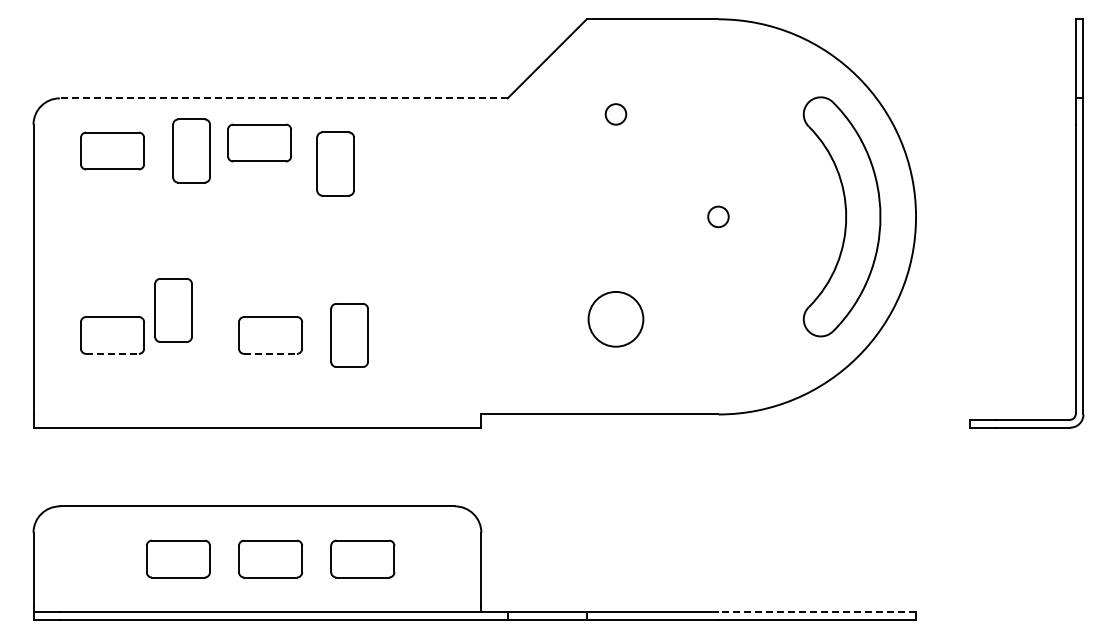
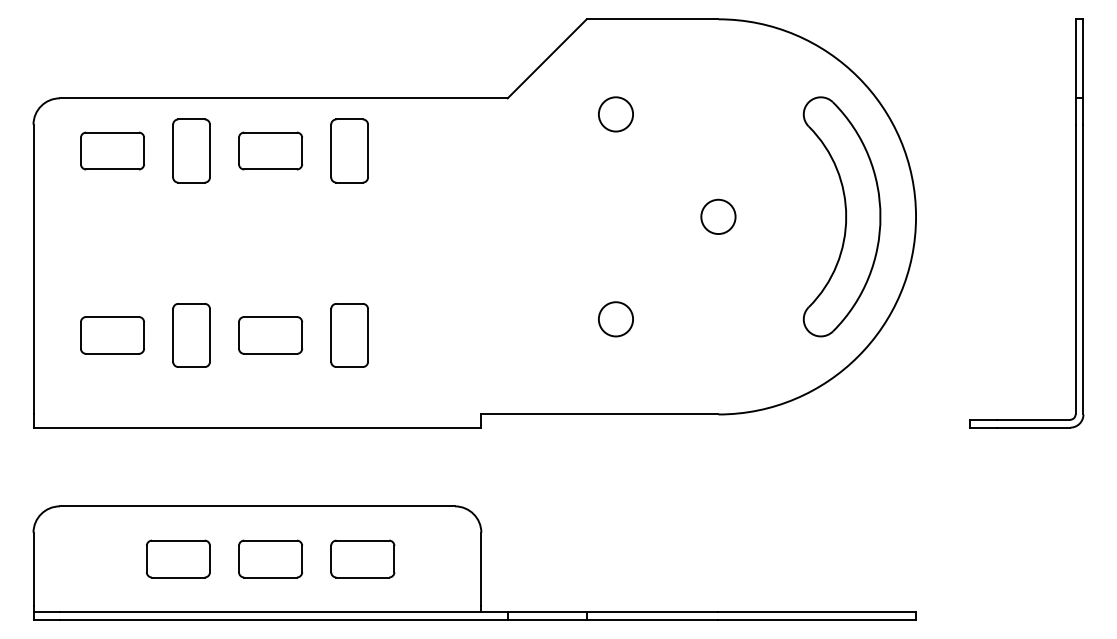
line: dashed -> solid (283, 98)
circle diameter: 21 px -> 34 px (615, 114)
part position: (259, 142) -> (270, 150) (270, 150)
part position: (335, 163) -> (349, 150) (349, 150)
circle diameter: 21 px -> 34 px (718, 216)
part position: (173, 310) -> (191, 335) (191, 335)
circle diameter: 55 px -> 34 px (615, 319)
line: dashed -> solid (113, 353)
line: dashed -> solid (271, 353)
line: dashed -> solid (817, 611)
